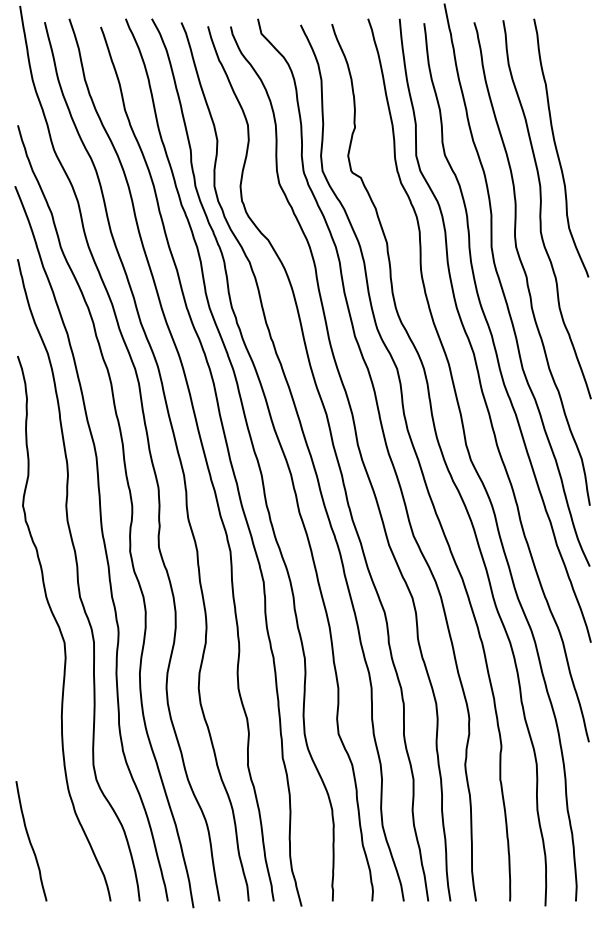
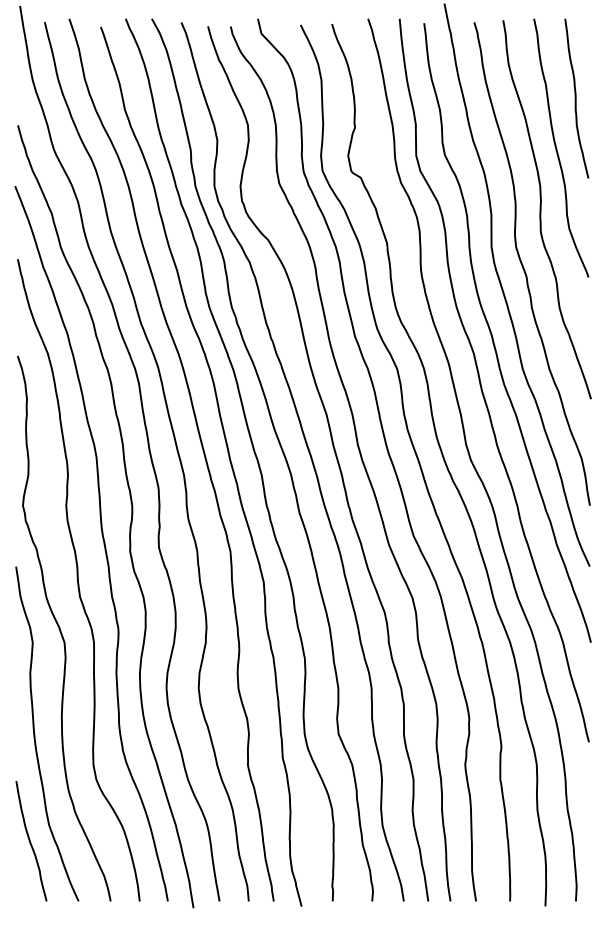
curve: none -> present (576, 98)
curve: none -> present (35, 734)
